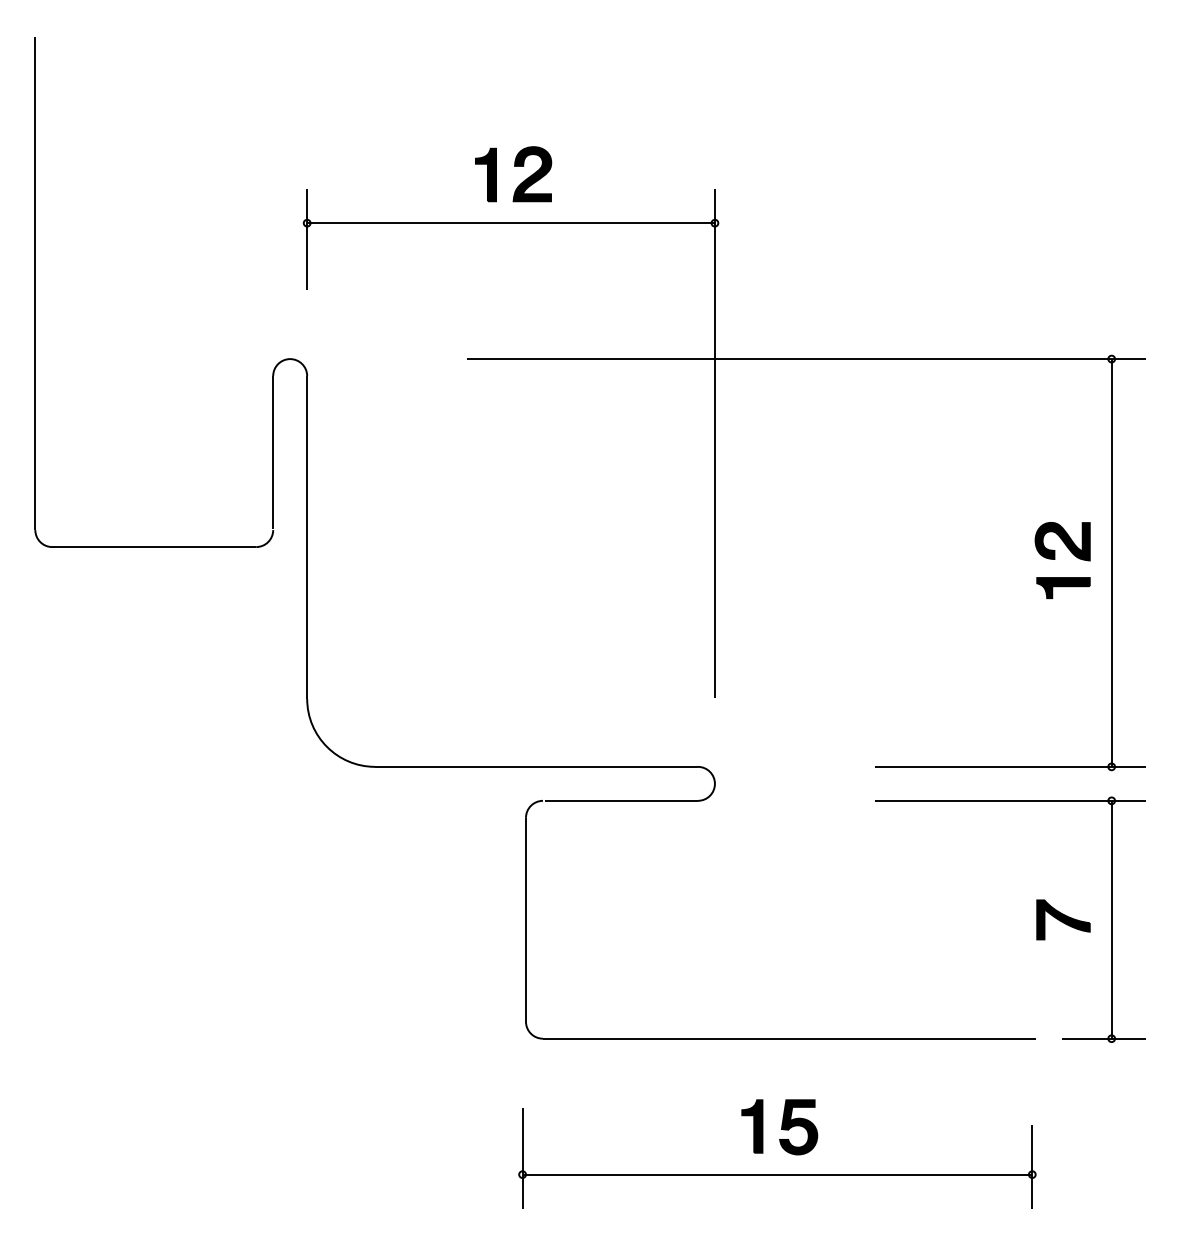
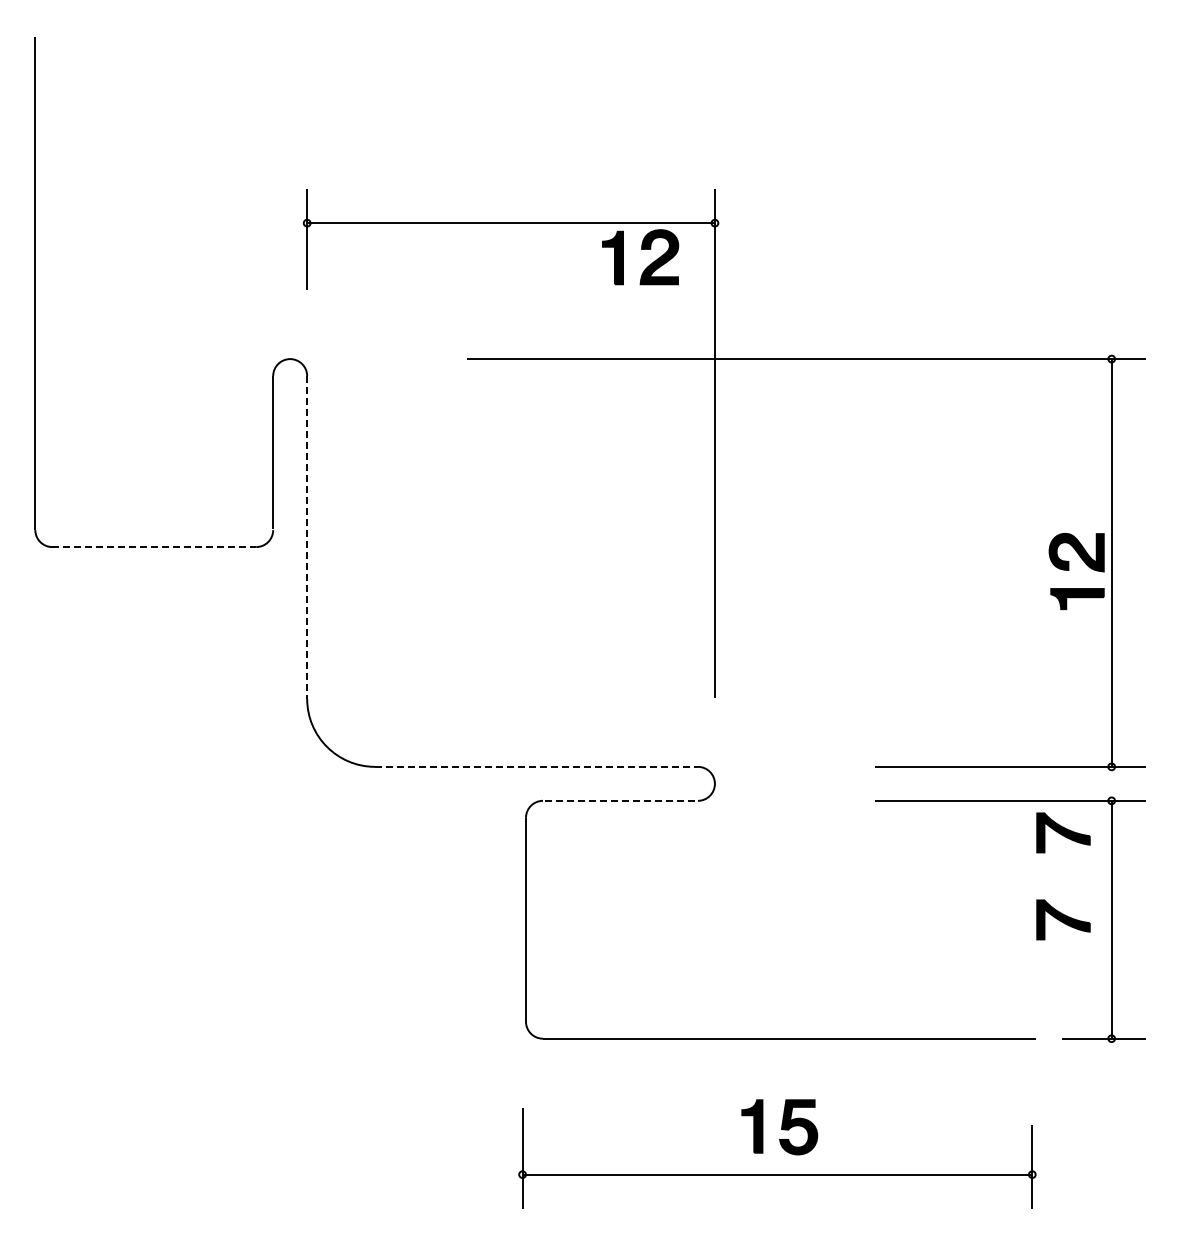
part position: (514, 166) -> (641, 249) (641, 249)
line: solid -> dashed (307, 538)
line: solid -> dashed (154, 547)
part position: (1055, 559) -> (1069, 570) (1069, 570)
line: solid -> dashed (537, 766)
line: solid -> dashed (622, 800)
part: none -> present (1063, 832)
